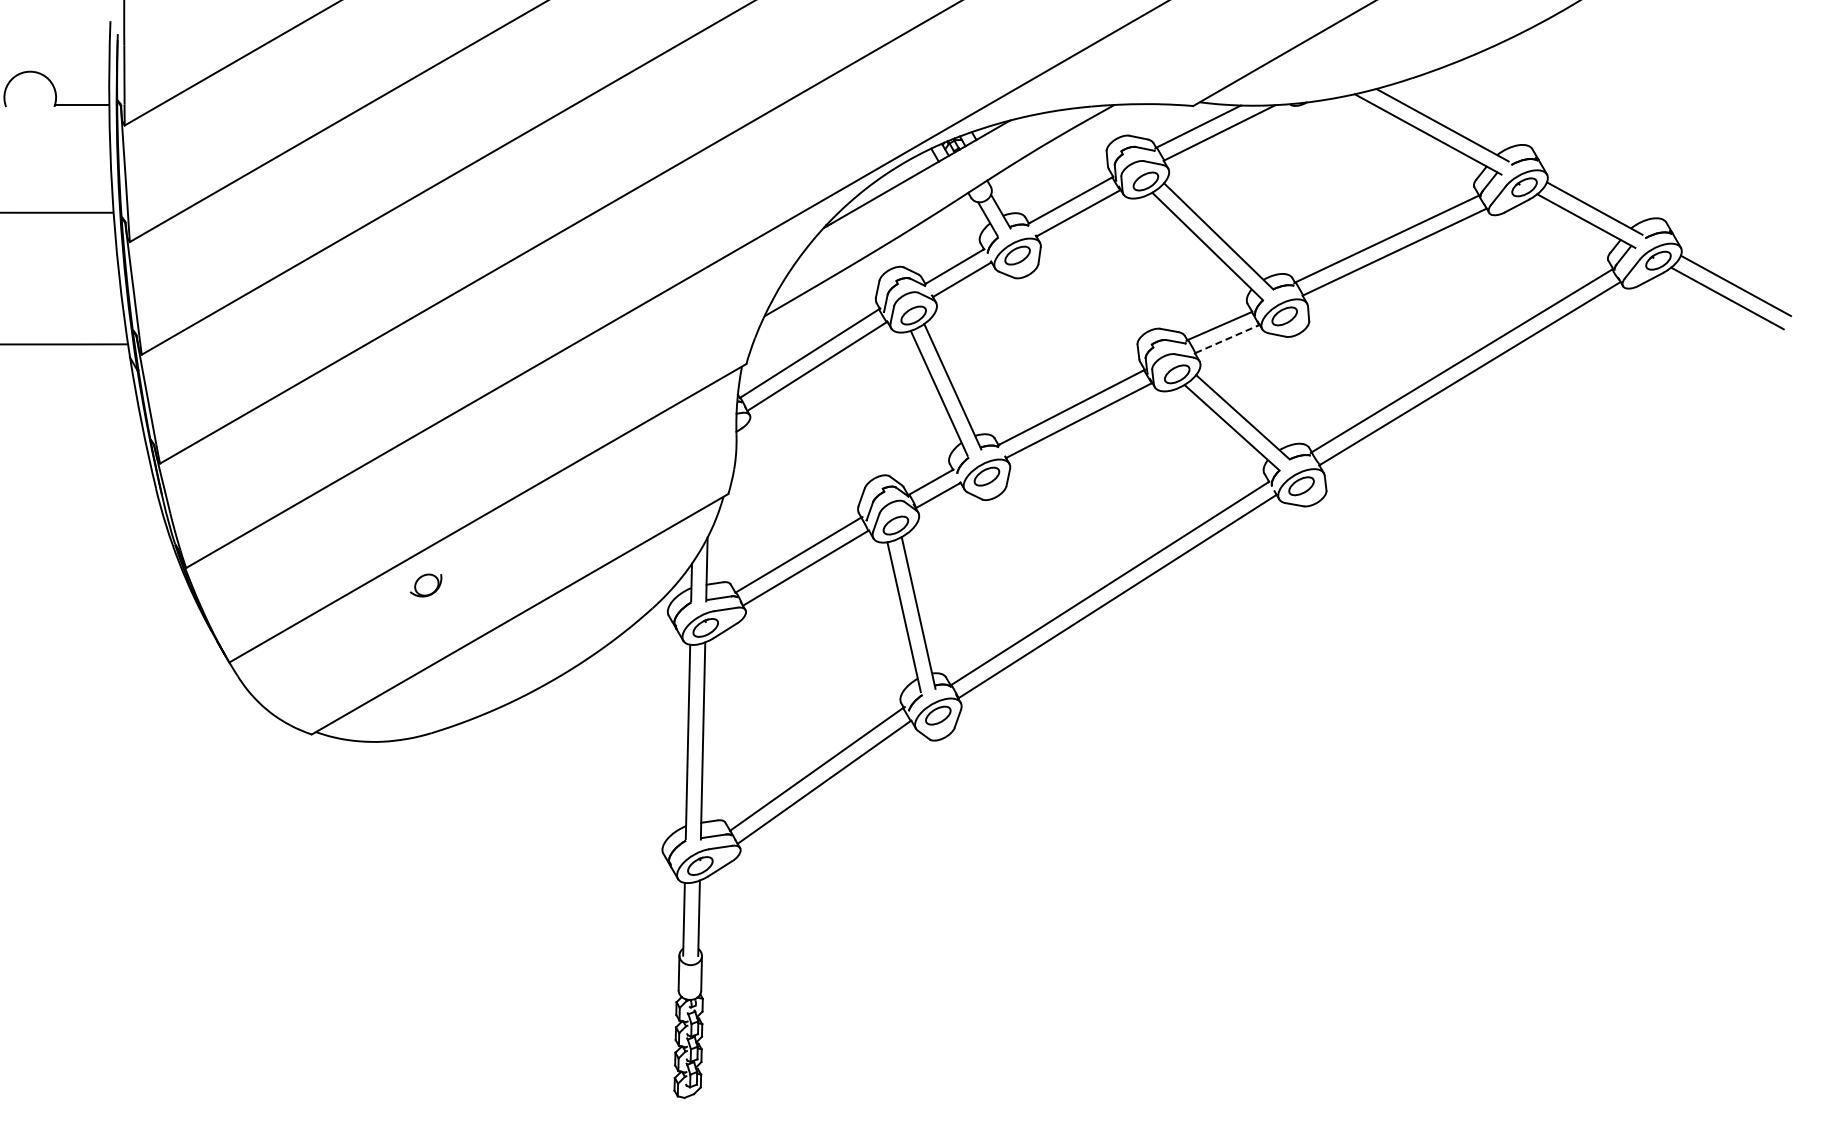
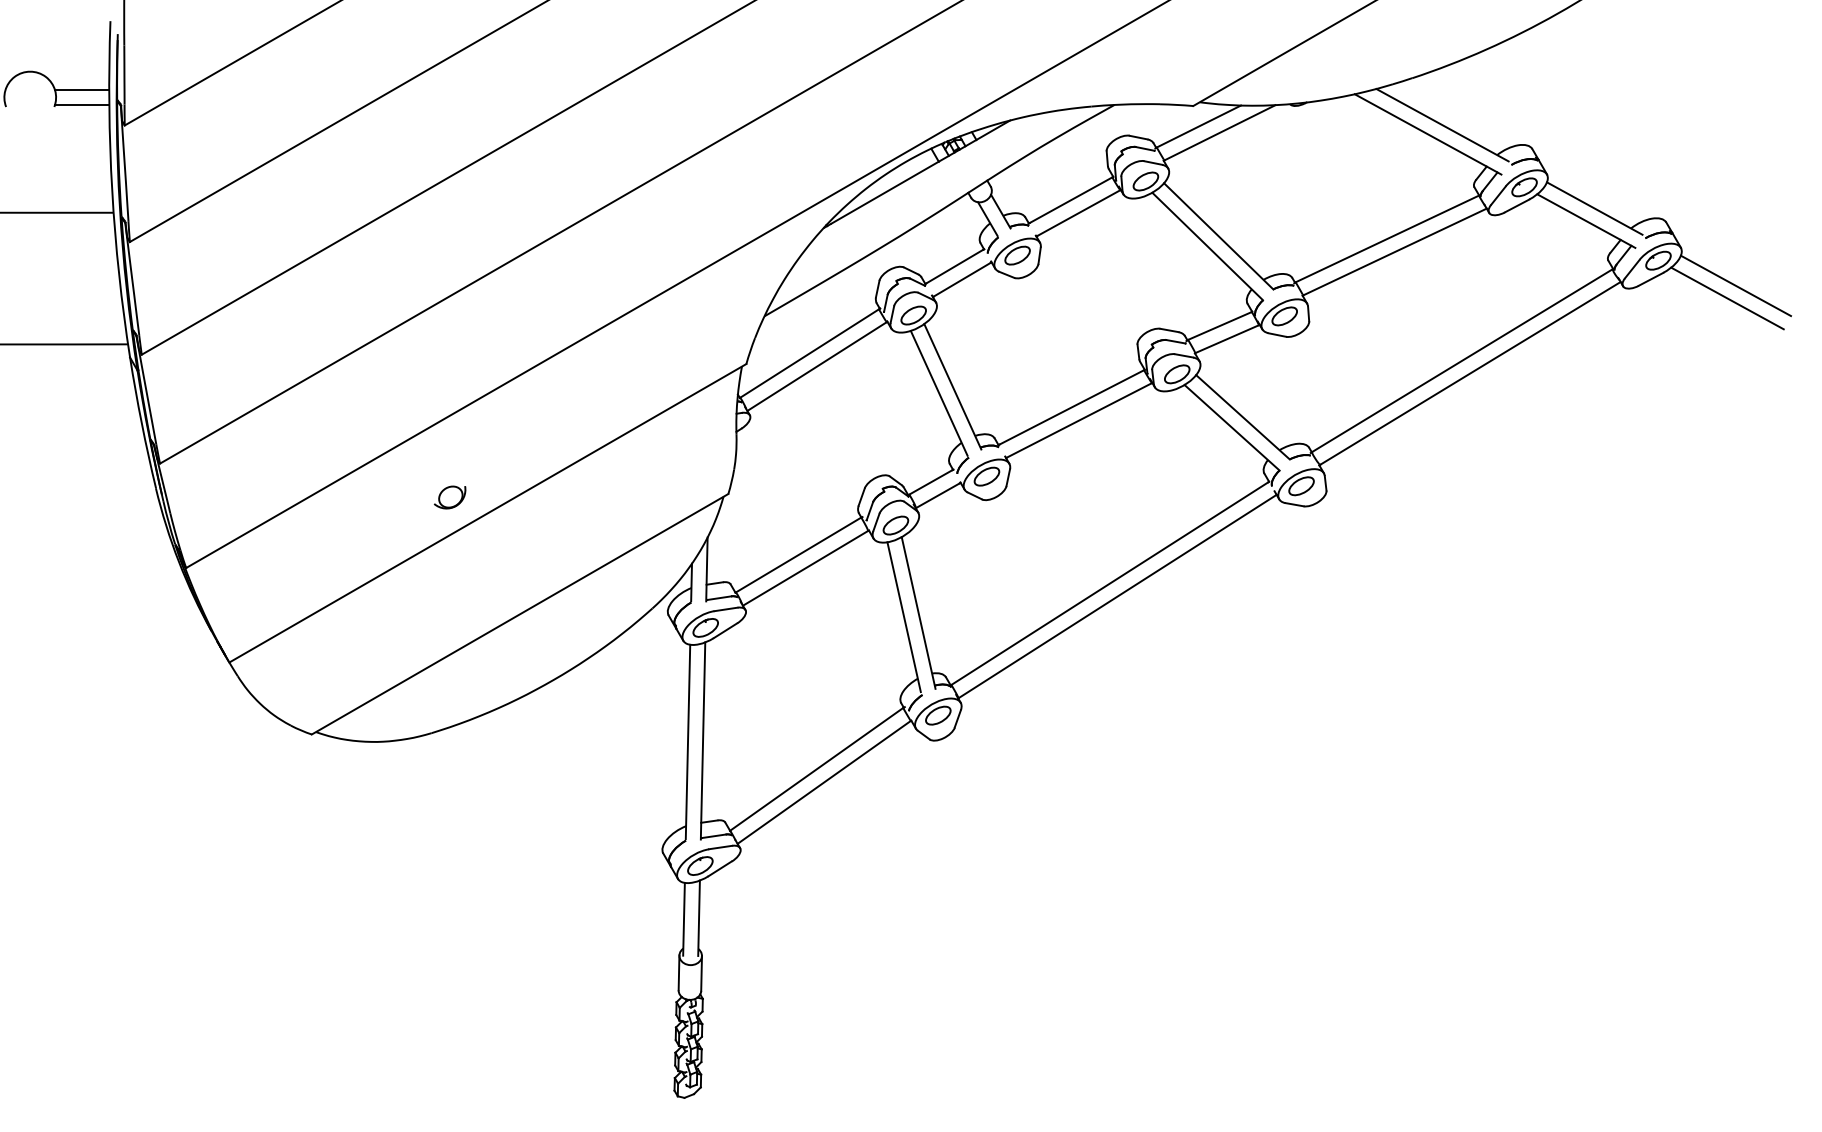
line: none -> present (81, 90)
line: dashed -> solid (1227, 339)
part position: (425, 585) -> (449, 497) (449, 497)
